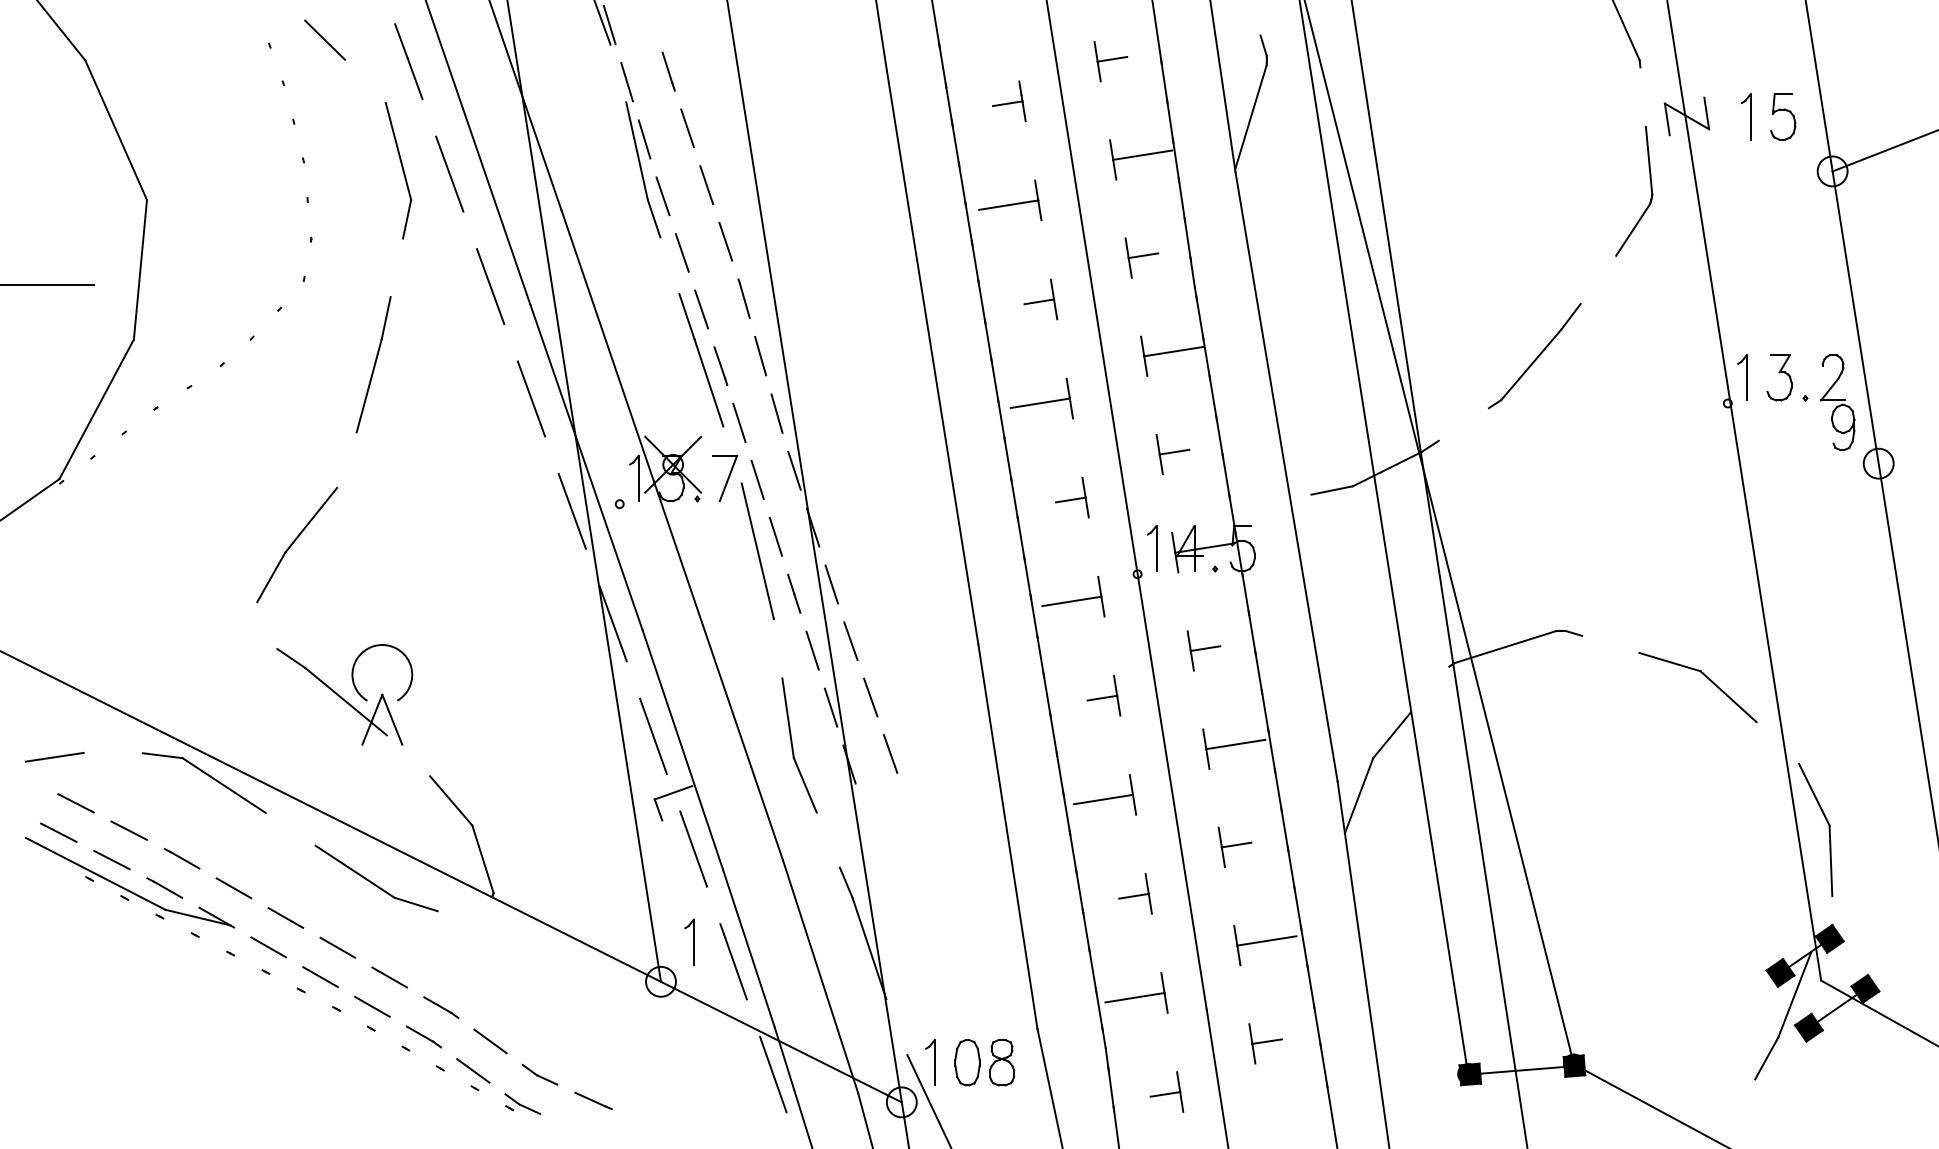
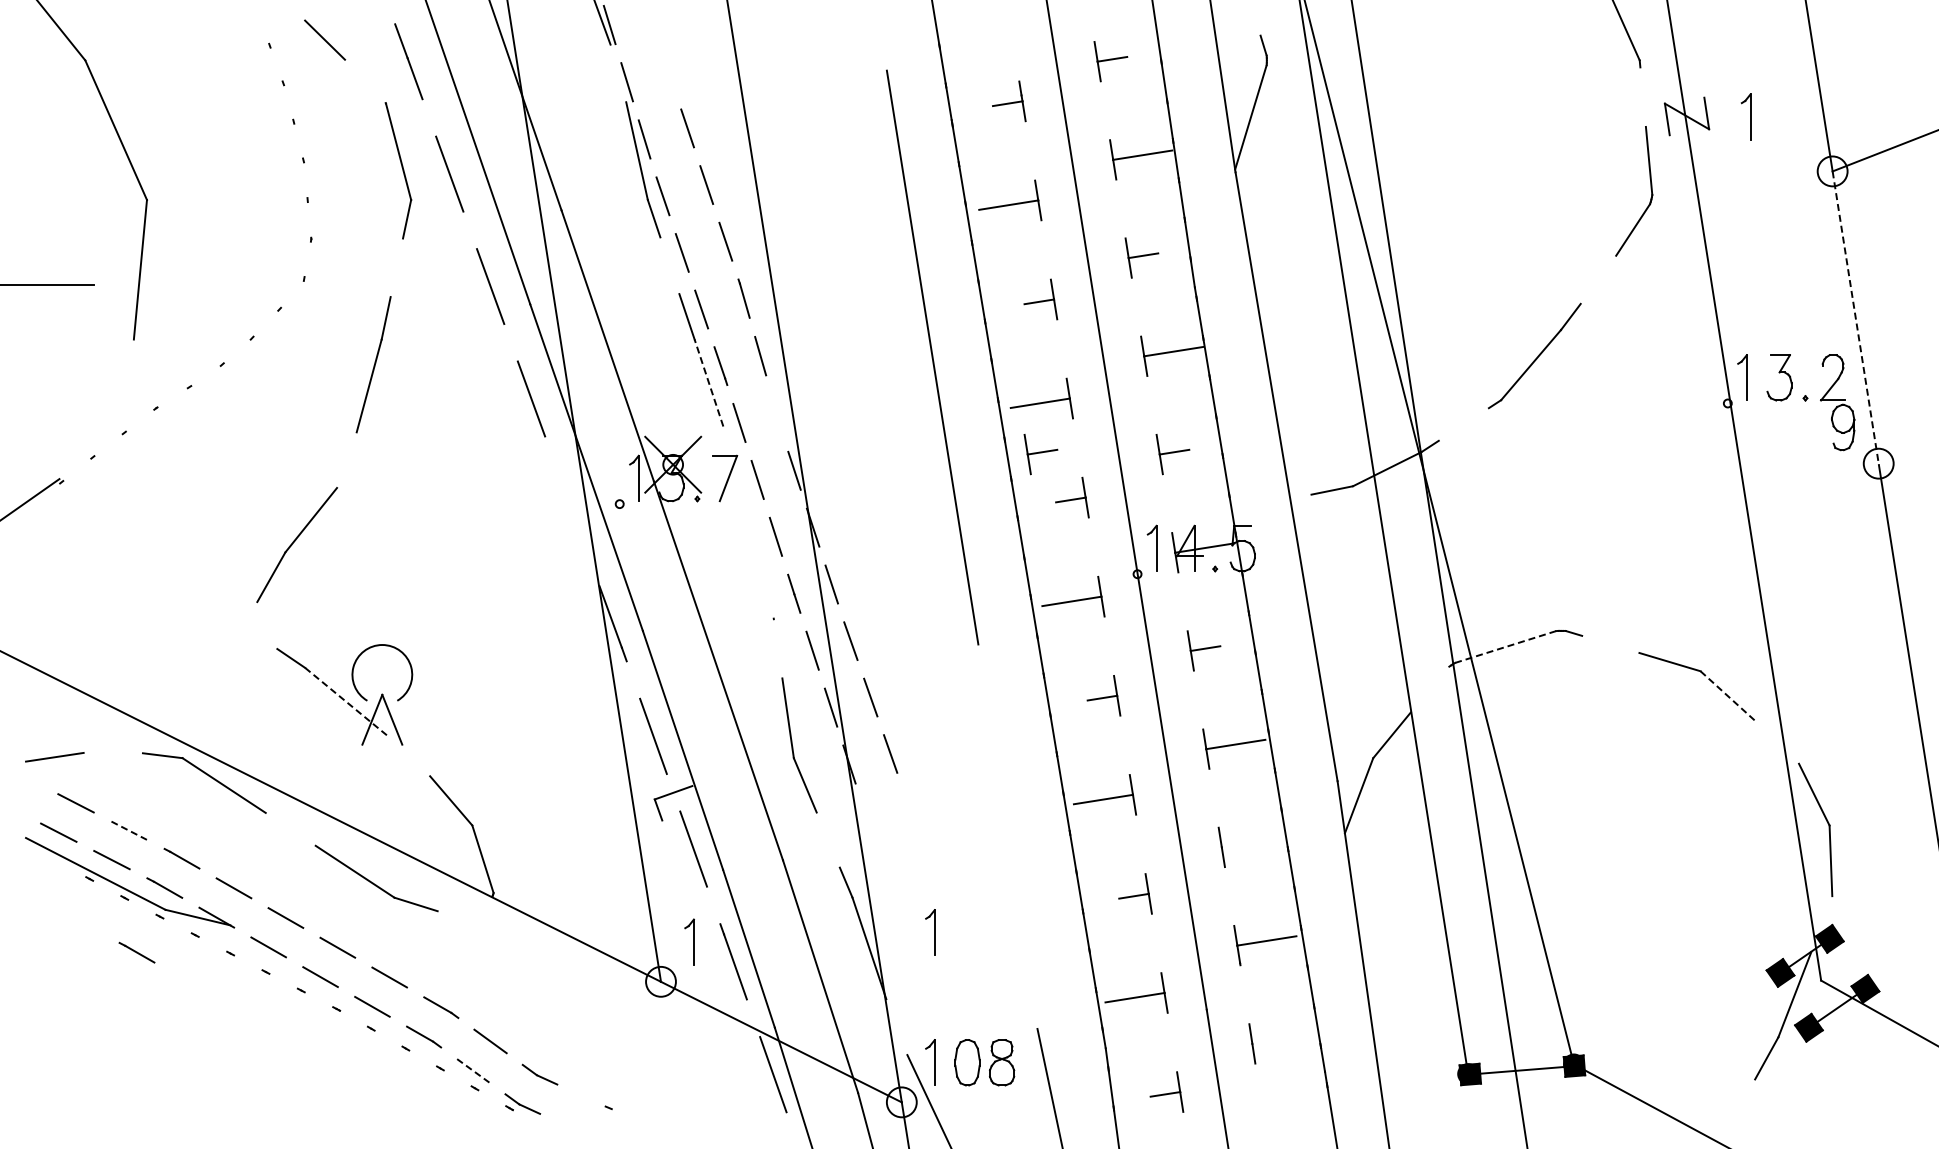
line: present -> none (881, 36)
line: present -> none (668, 71)
part: present -> none (1783, 116)
line: solid -> dashed (1855, 318)
line: solid -> dashed (708, 383)
line: present -> none (96, 409)
line: present -> none (776, 413)
part: none -> present (1040, 454)
line: present -> none (571, 510)
line: present -> none (757, 550)
line: solid -> dashed (1506, 646)
line: solid -> dashed (1728, 696)
line: solid -> dashed (345, 701)
line: solid -> dashed (129, 830)
line: present -> none (1007, 836)
line: present -> none (1236, 844)
part: none -> present (930, 932)
line: none -> present (136, 952)
line: present -> none (1266, 1041)
line: solid -> dashed (473, 1070)
line: present -> none (590, 1099)
